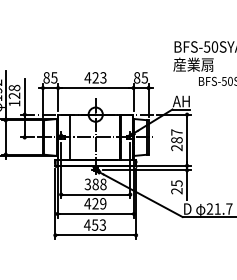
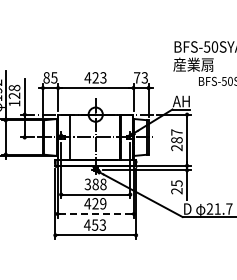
text: 85 -> 73 (140, 77)
line: solid -> dashed (95, 213)
